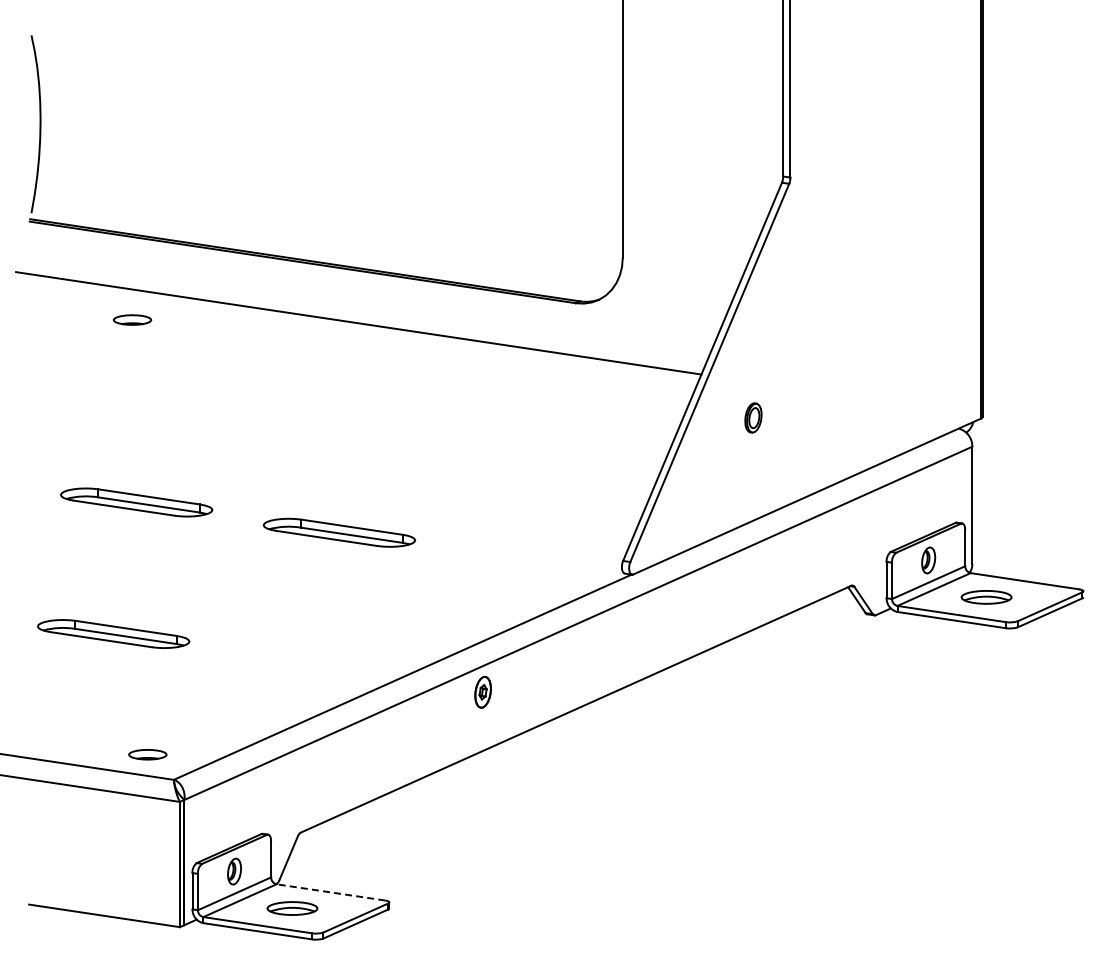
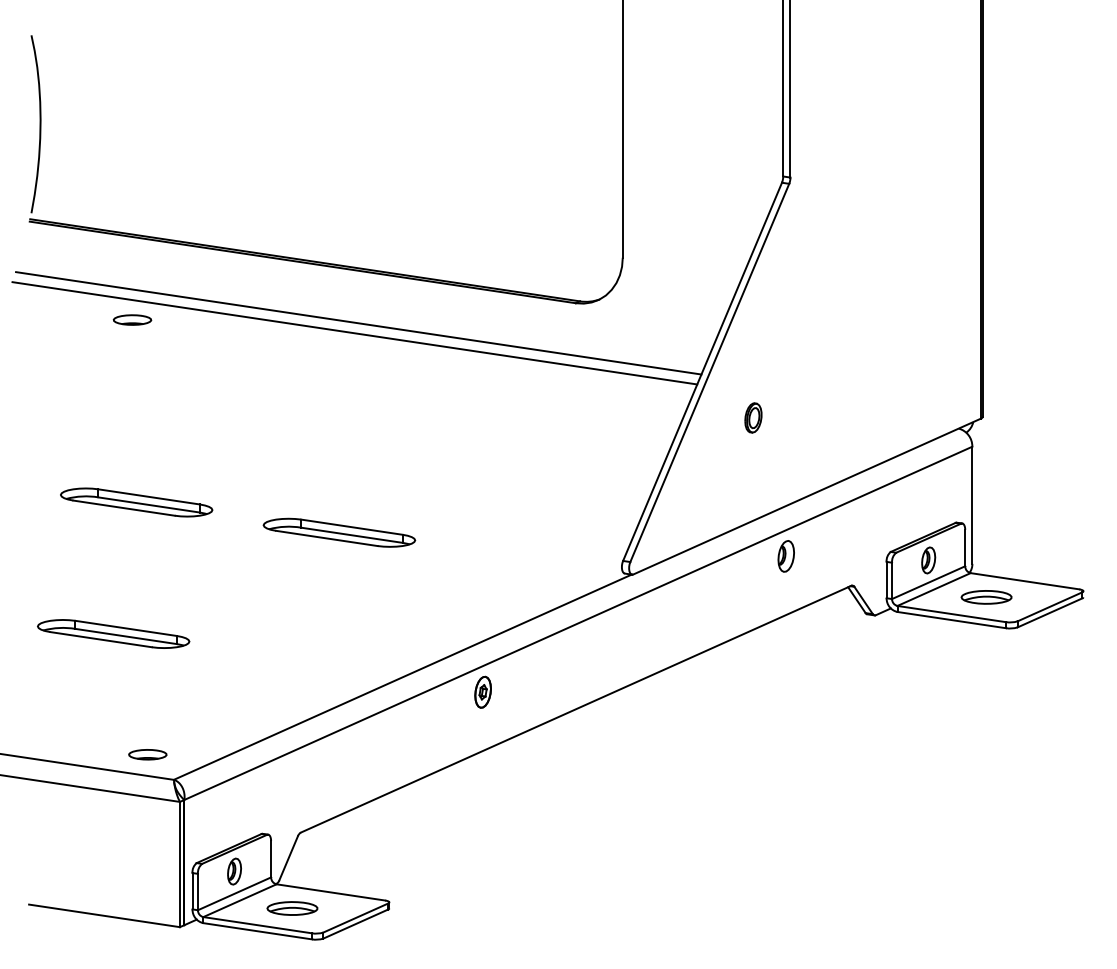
line: none -> present (354, 333)
part: none -> present (785, 556)
line: dashed -> solid (330, 892)
